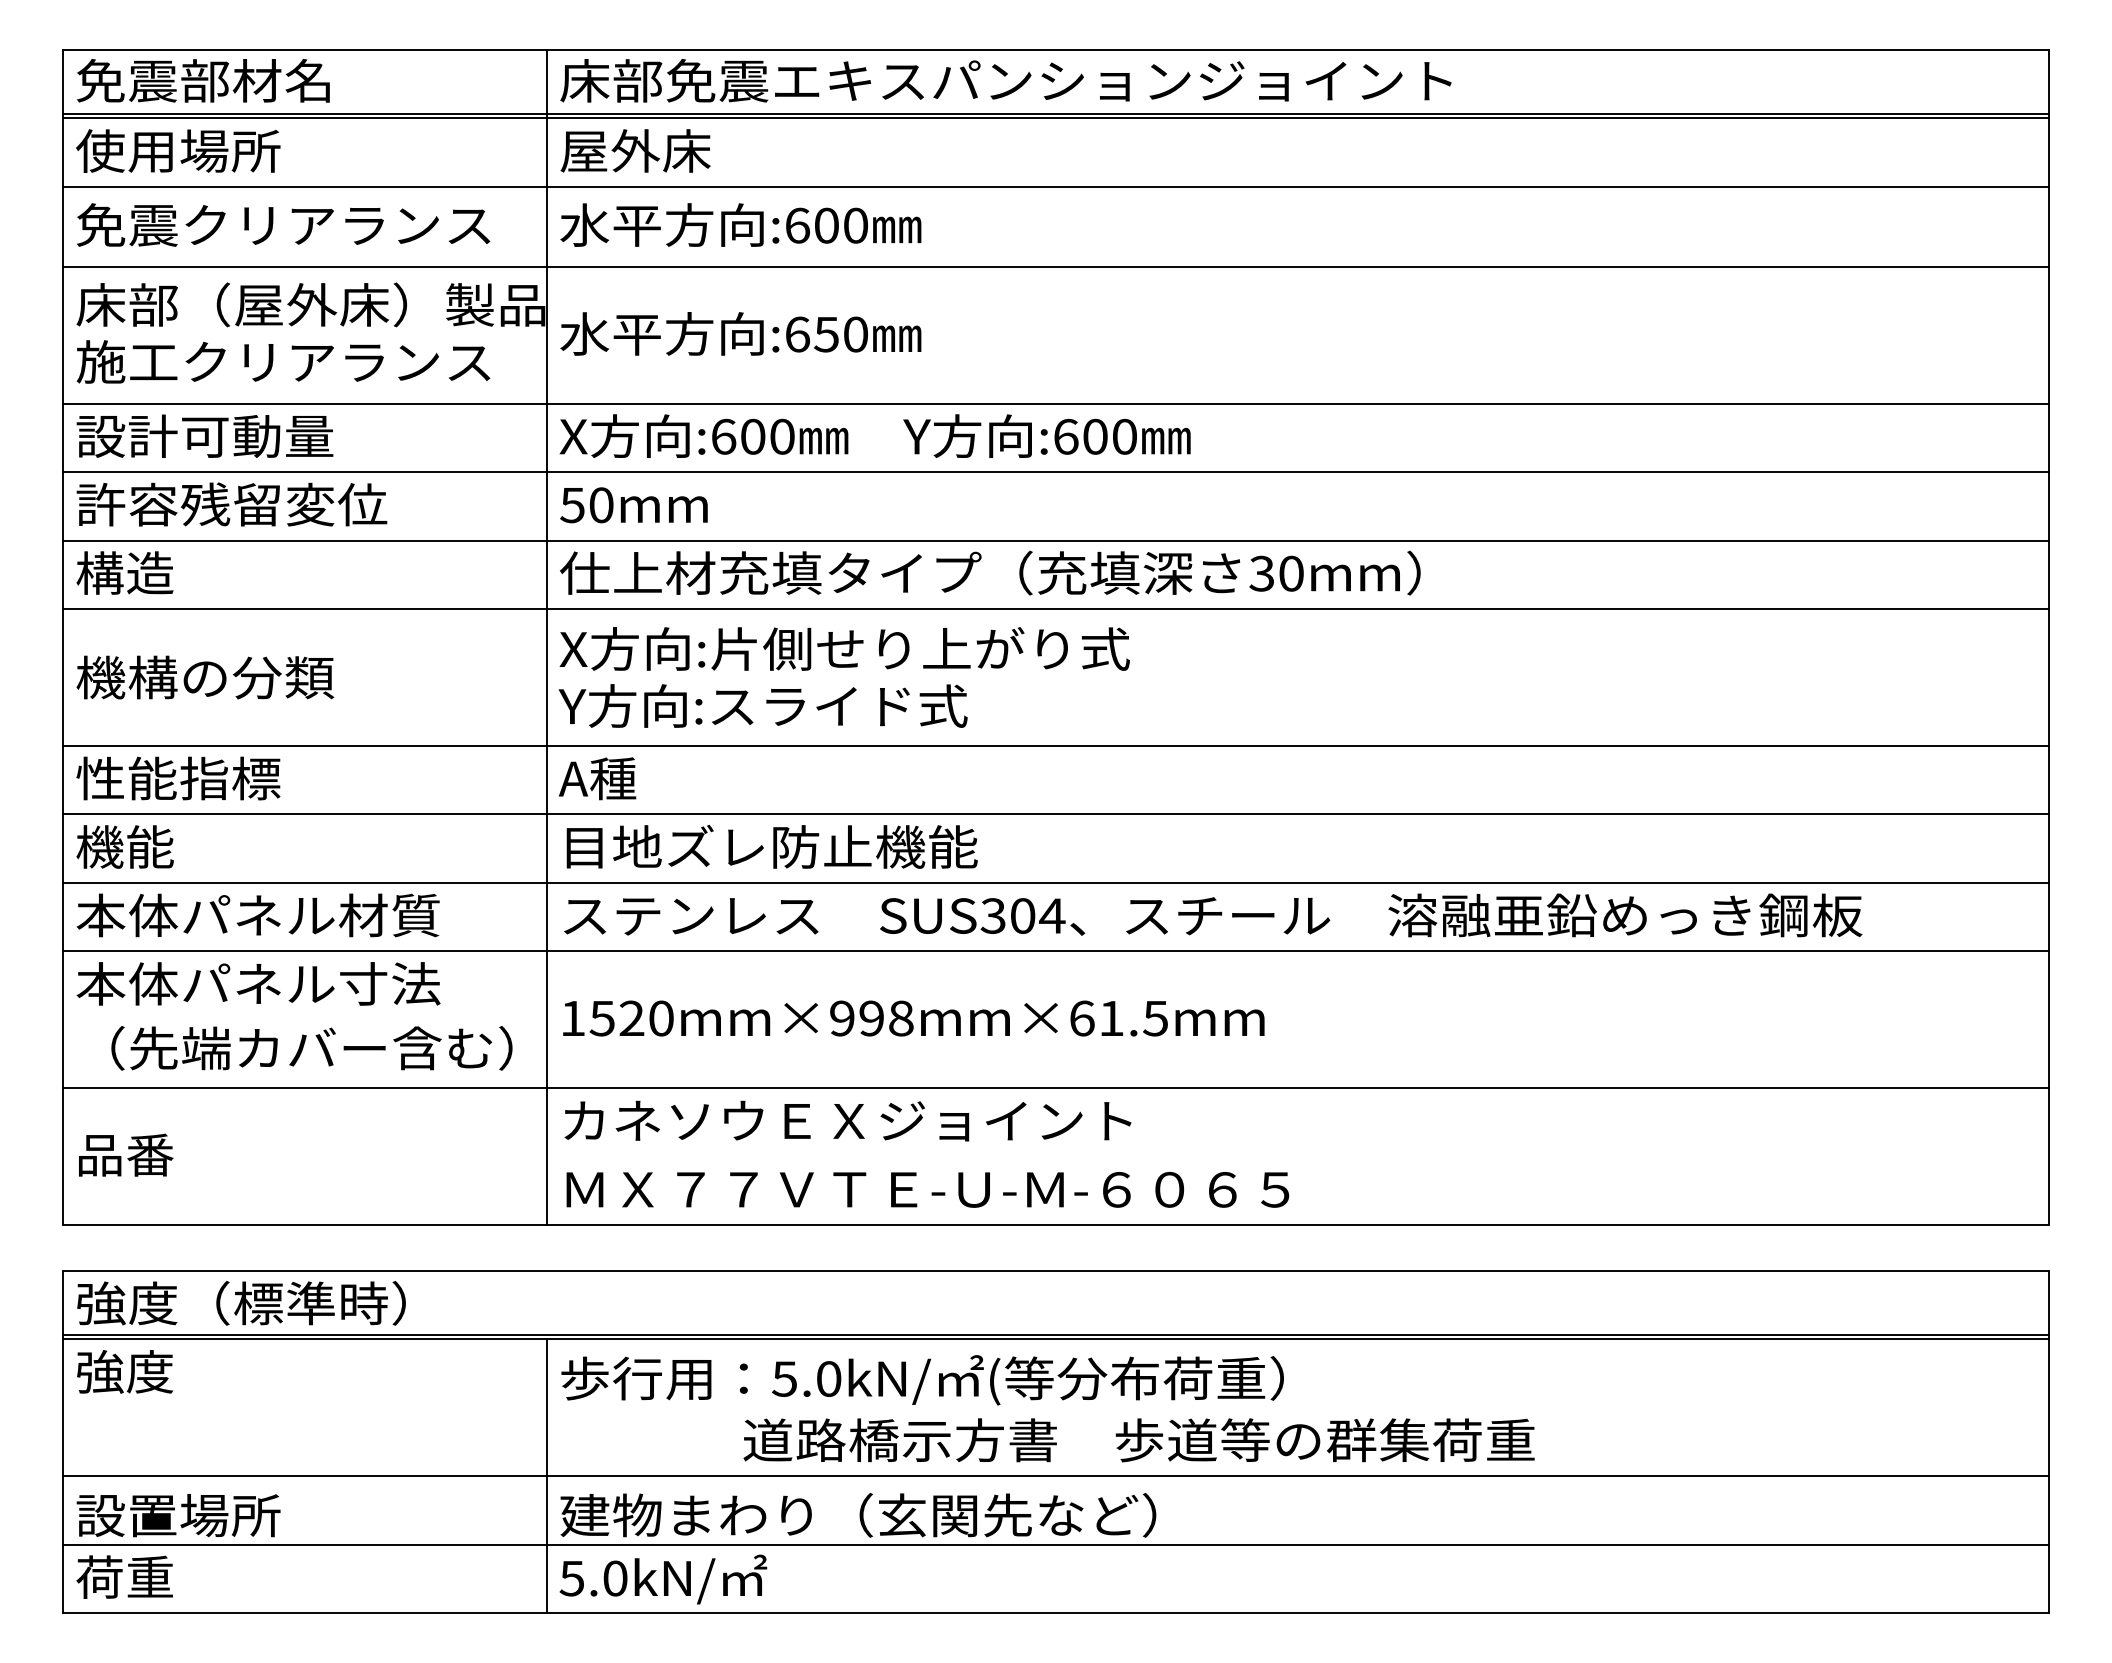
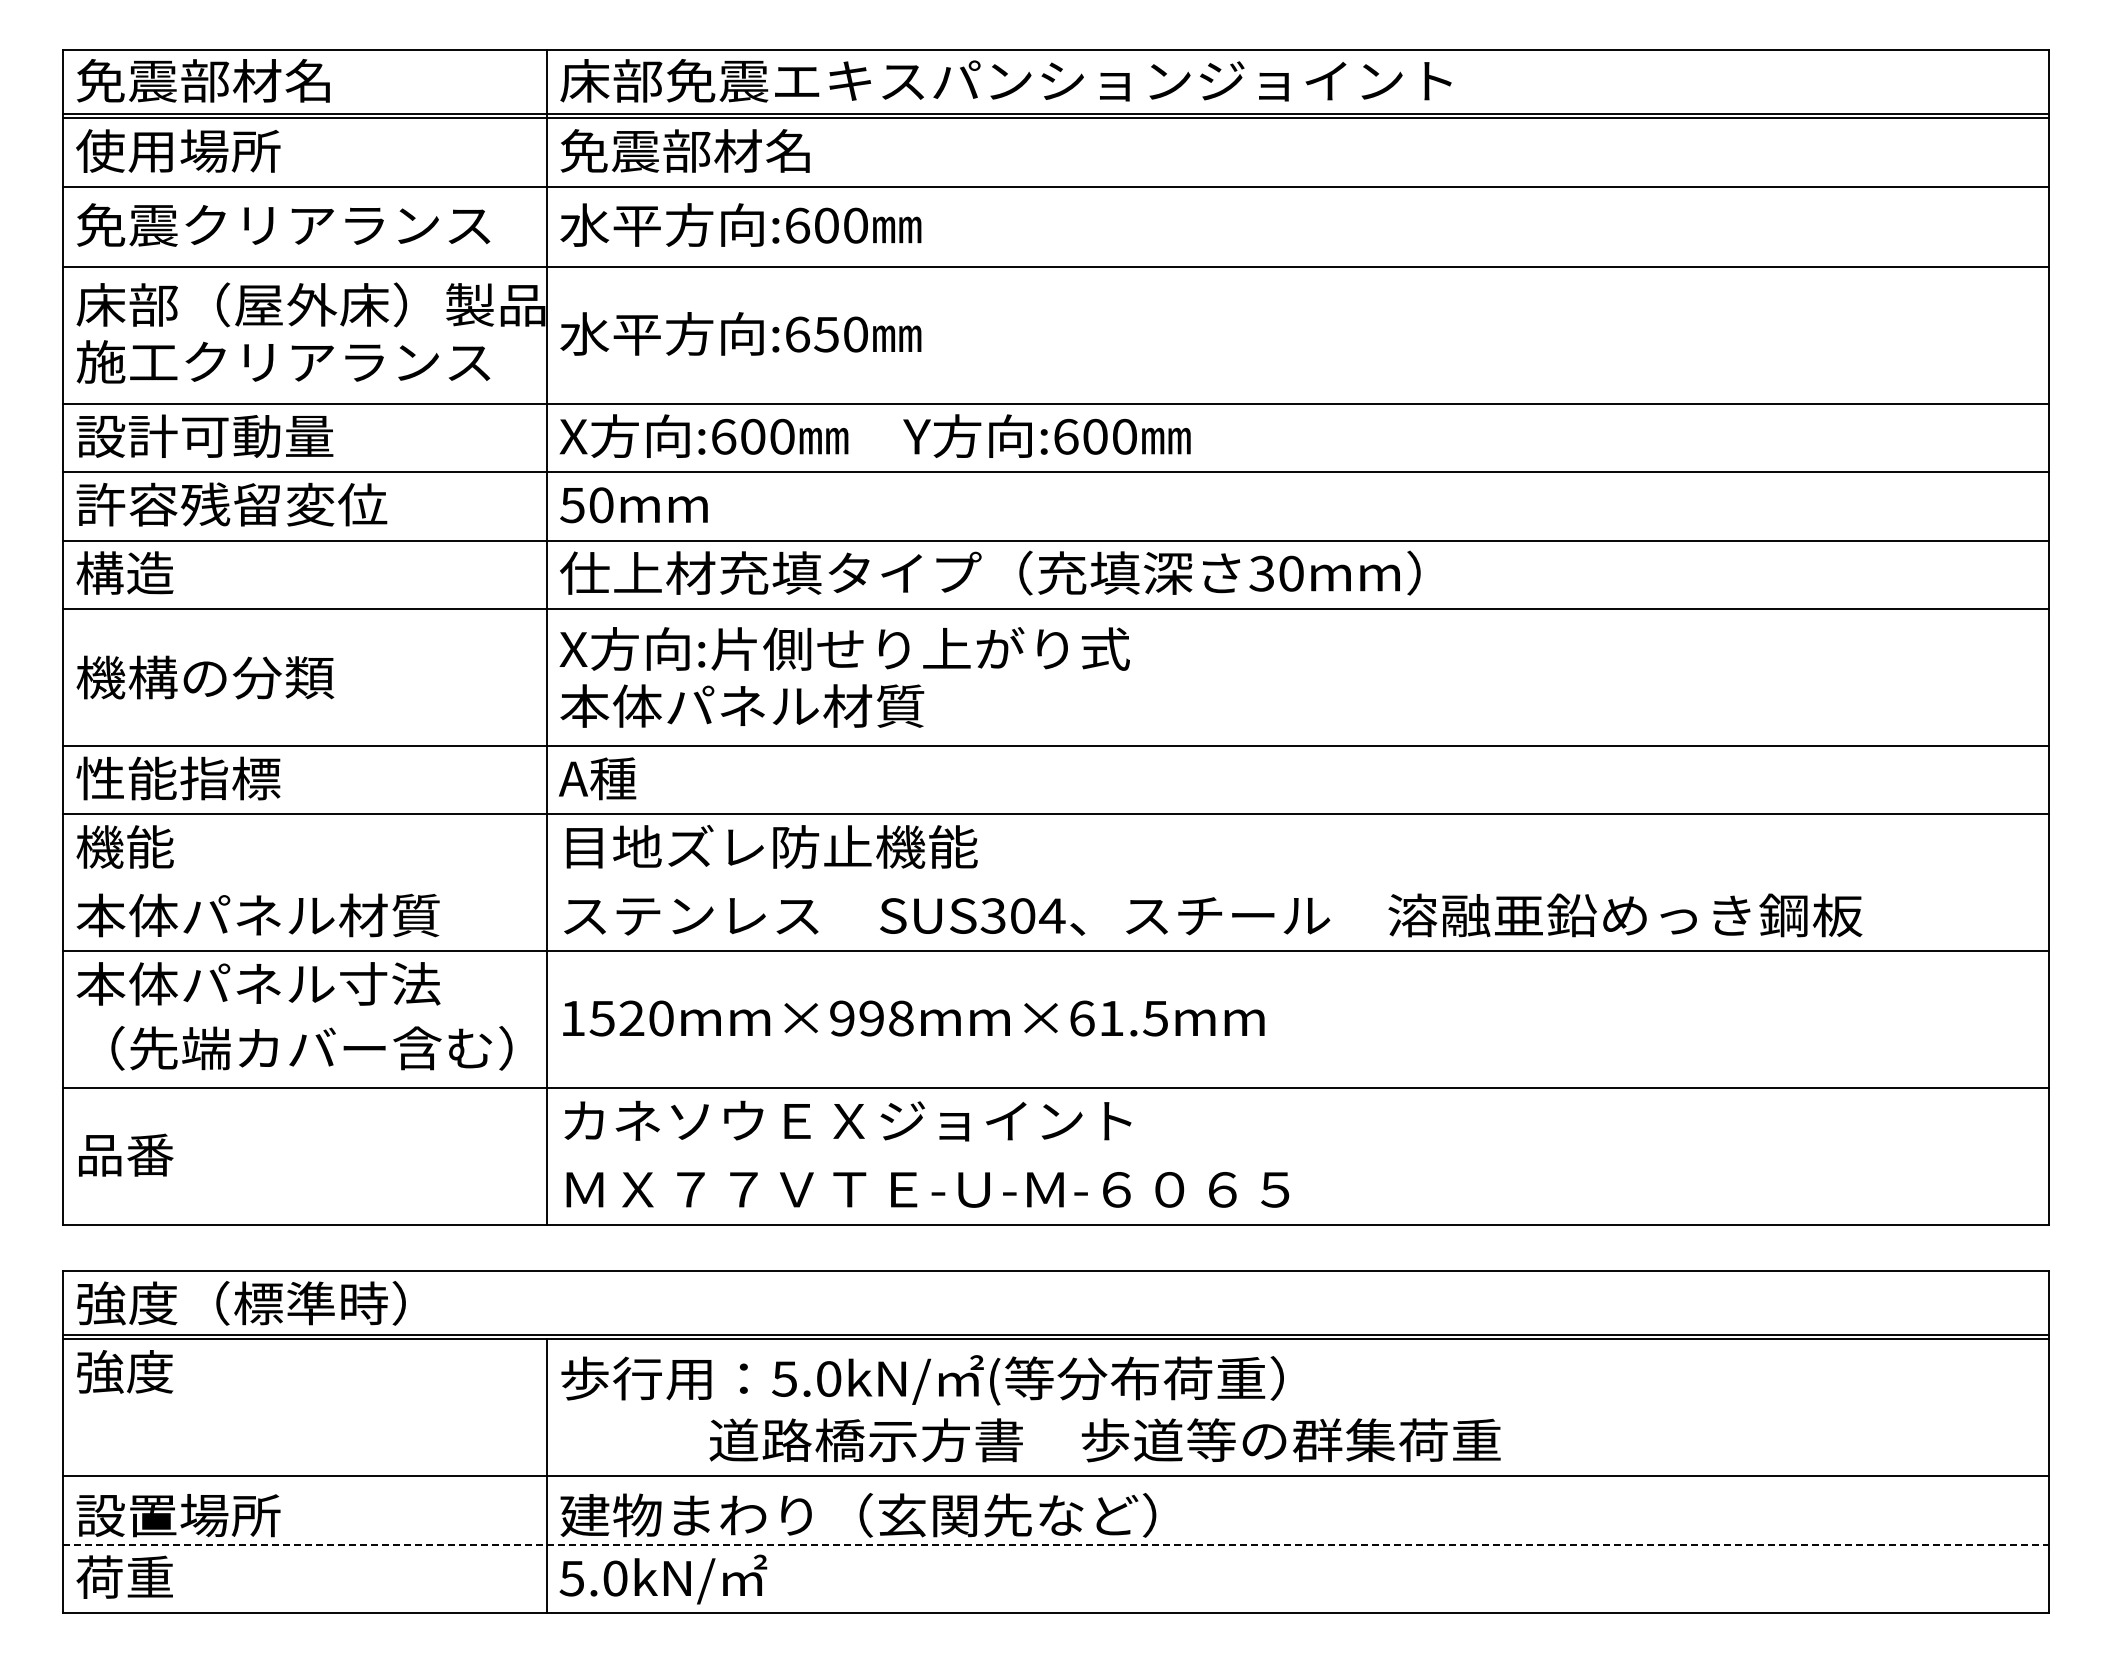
text: 屋外床 -> 免震部材名 (684, 150)
text: Y方向:スライド式 -> 本体パネル材質 (762, 705)
line: present -> none (1055, 882)
text position: (1138, 1440) -> (1104, 1440) (1104, 1440)
line: solid -> dashed (1055, 1544)
